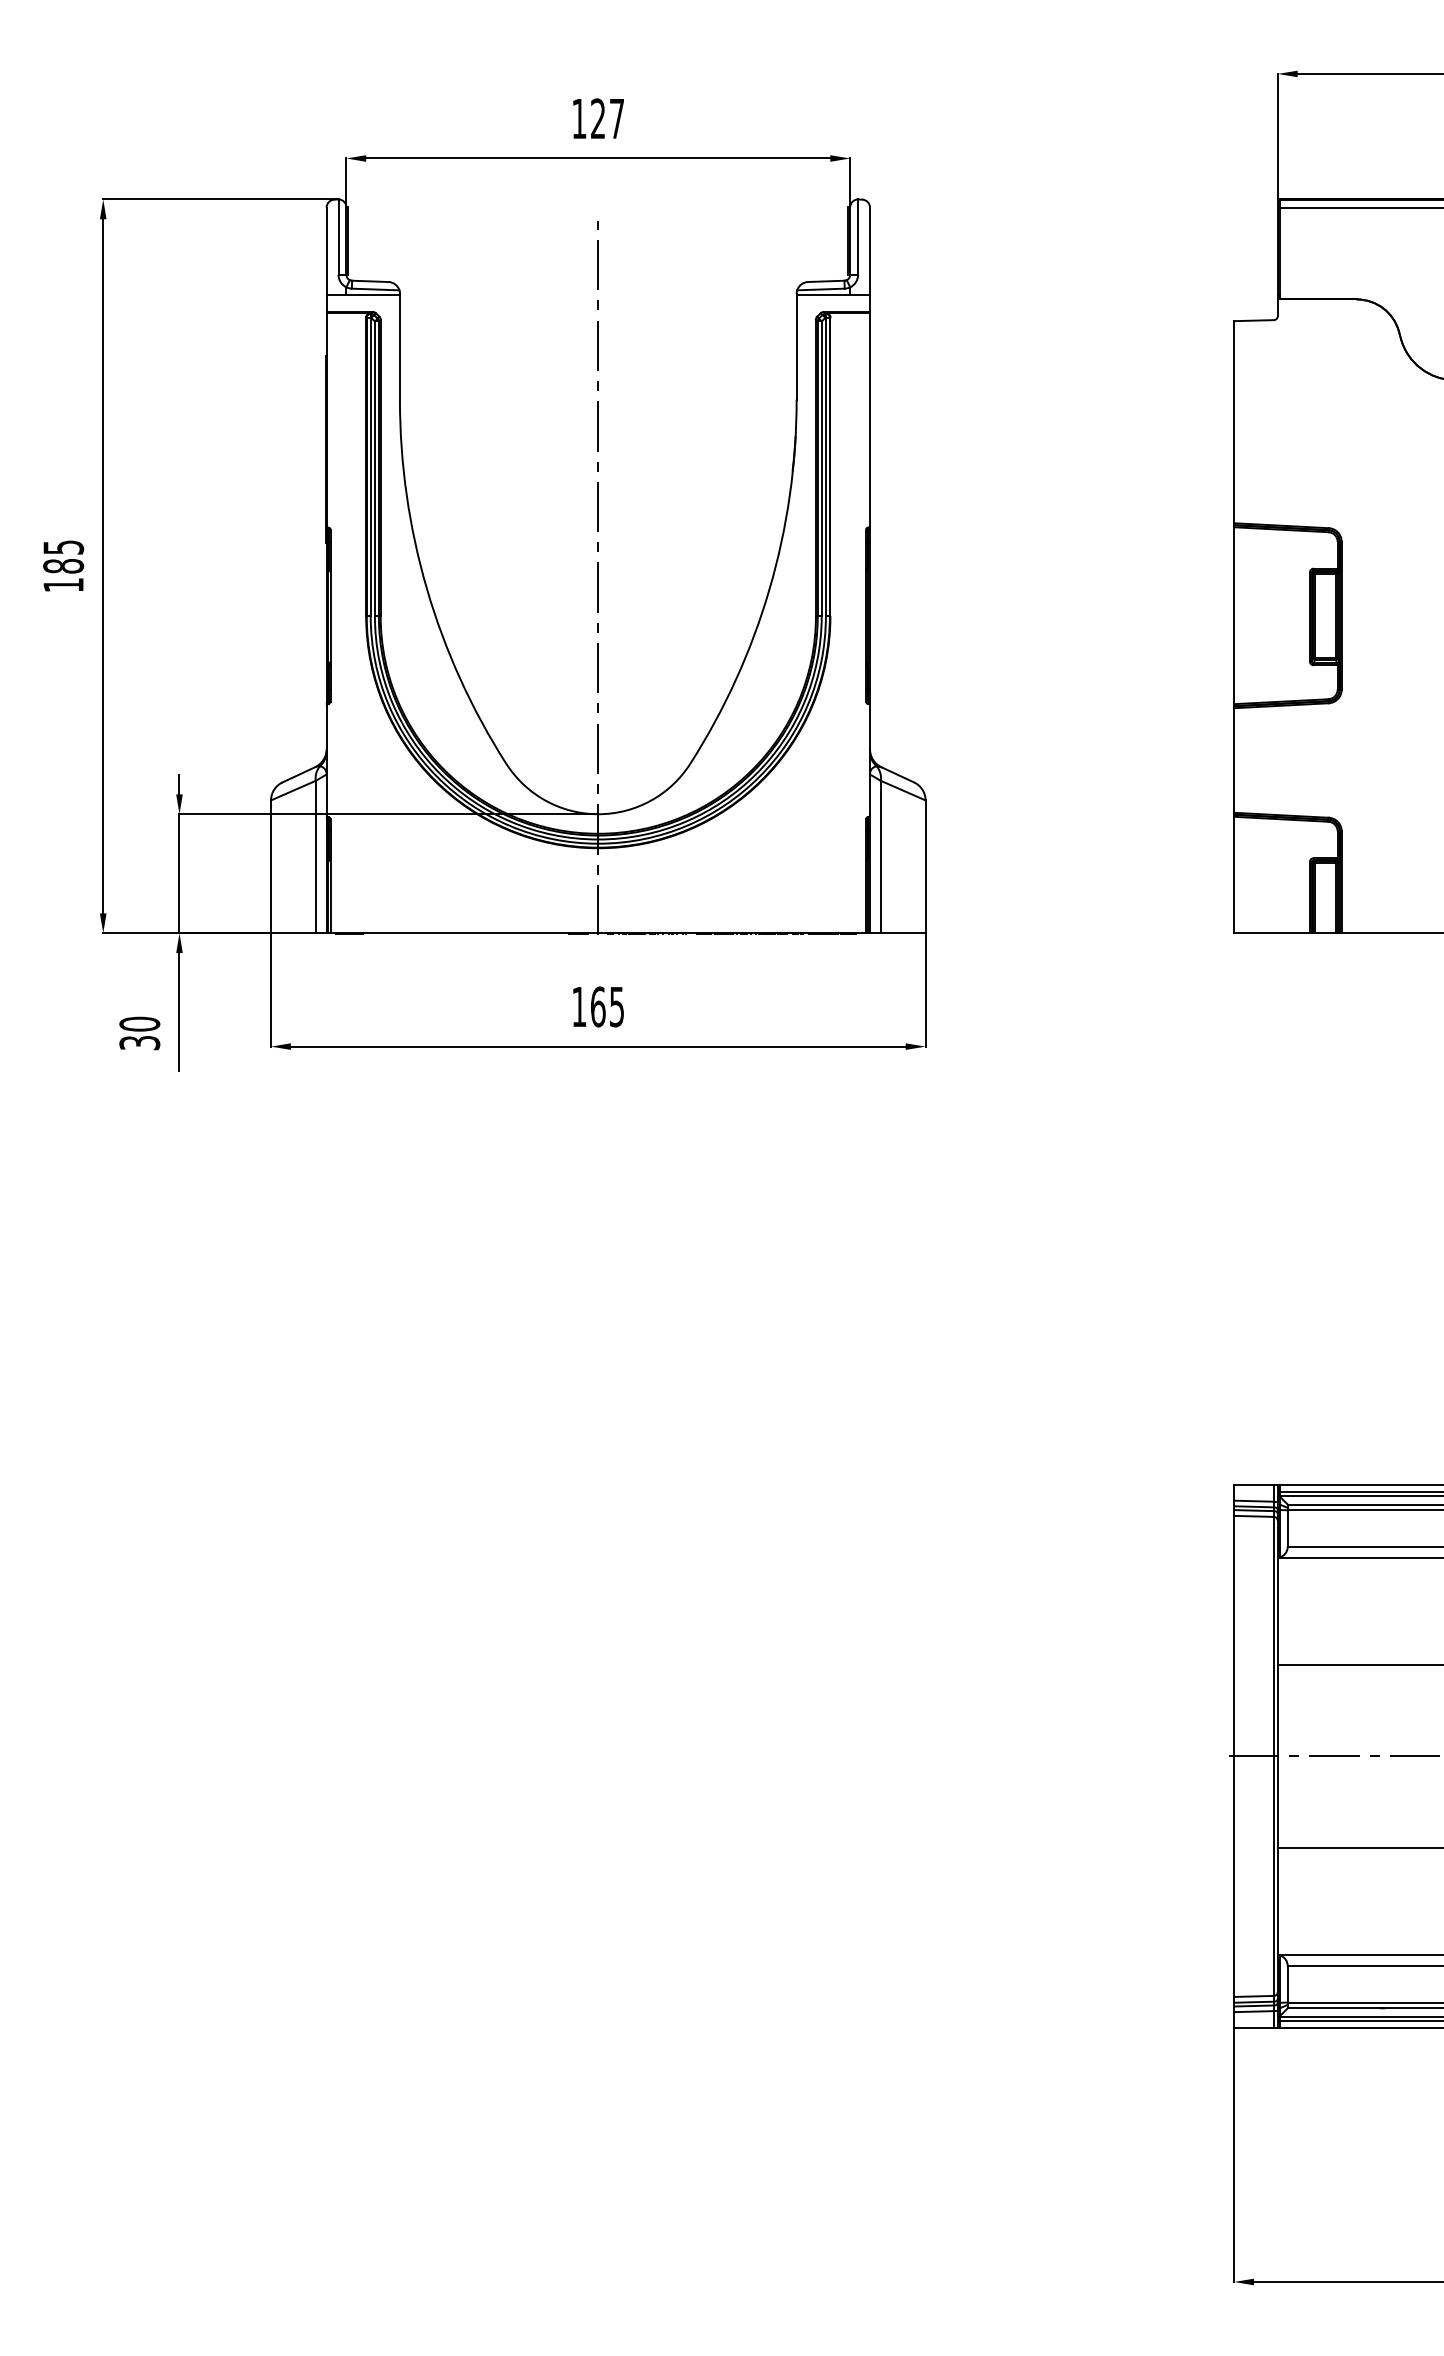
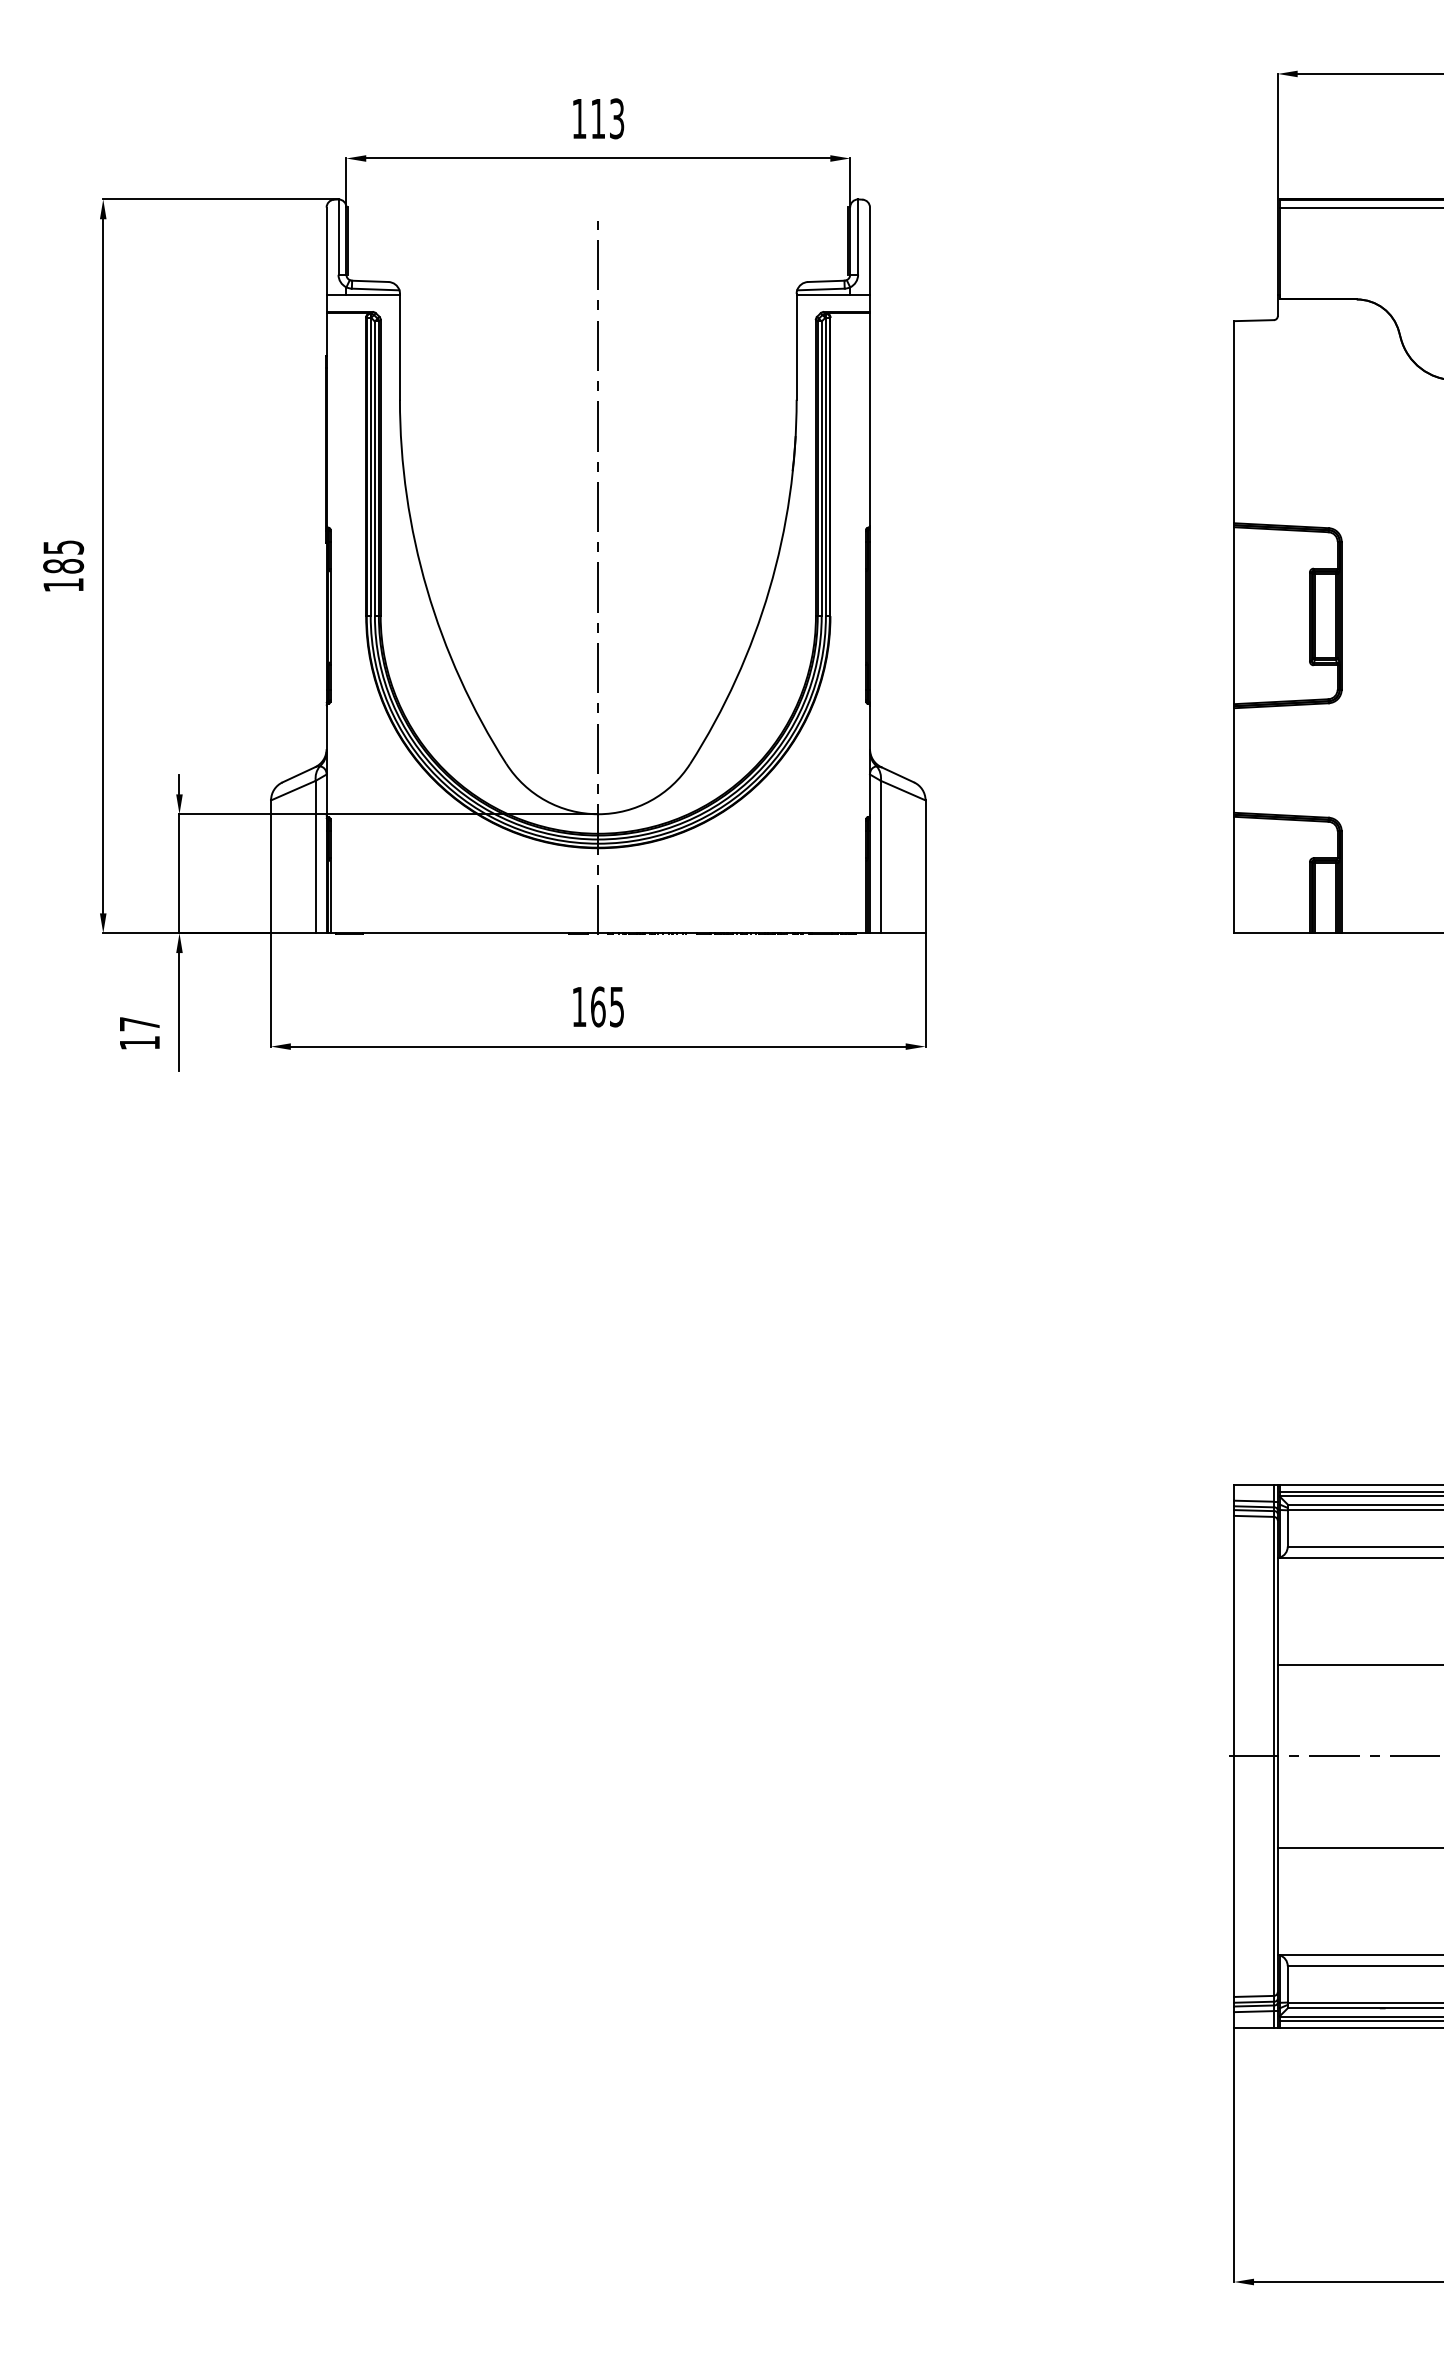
text: 127 -> 113 (607, 118)
text: 30 -> 17 (139, 1033)
